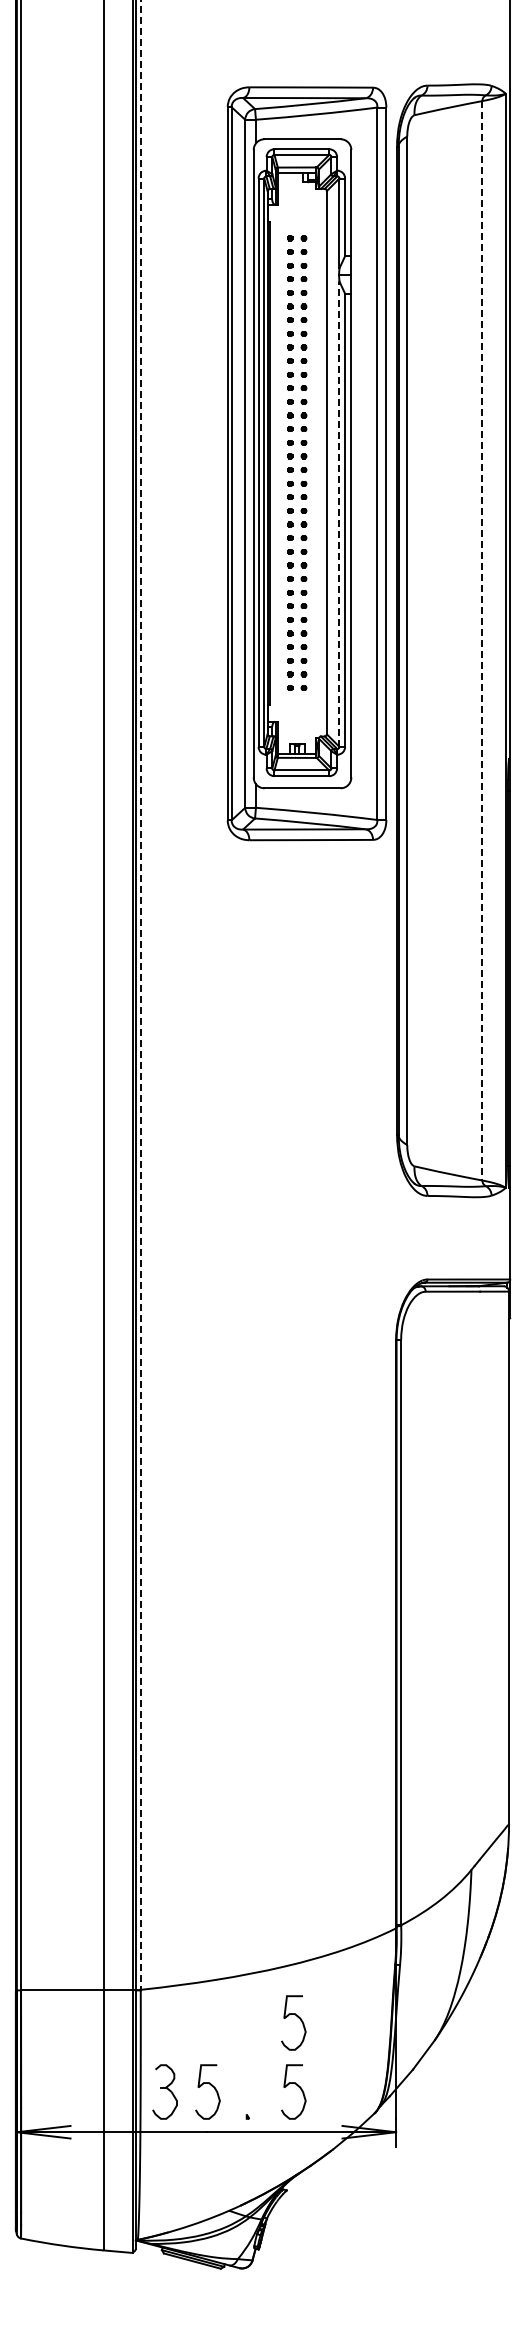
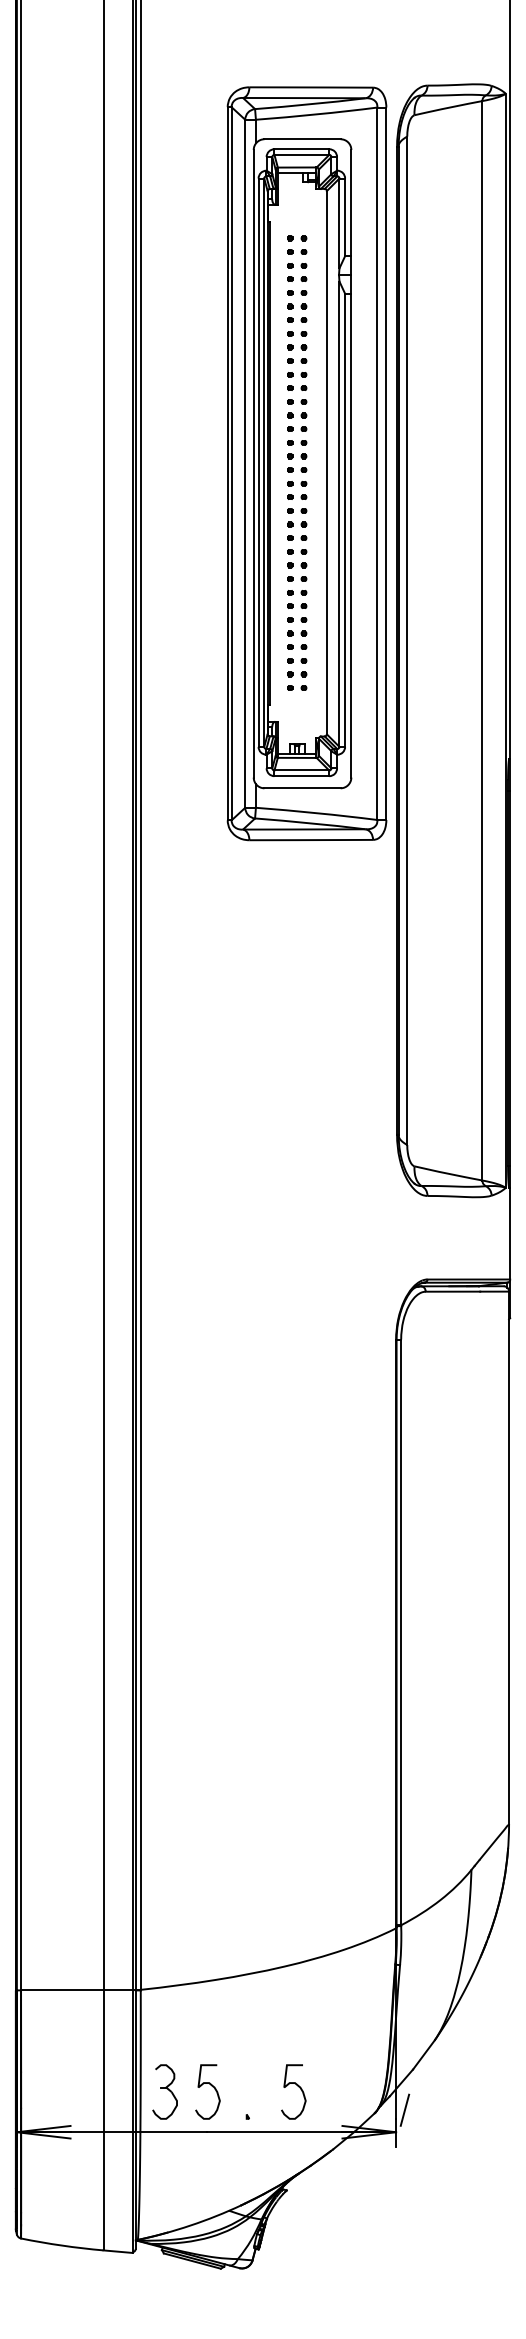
line: dashed -> solid (339, 514)
line: dashed -> solid (482, 640)
line: dashed -> solid (140, 995)
curve: present -> none (297, 2017)
line: none -> present (404, 2109)
